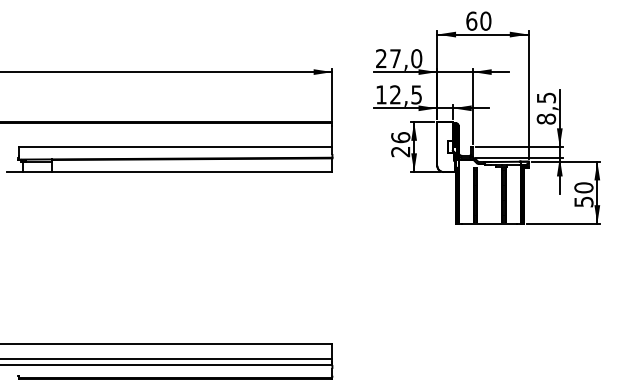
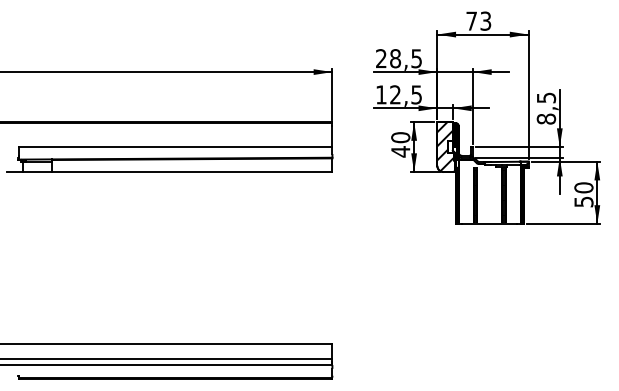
text: 60 -> 73 (478, 20)
text: 27,0 -> 28,5 (406, 58)
text: 26 -> 40 (400, 144)
hatch: none -> present (445, 147)
